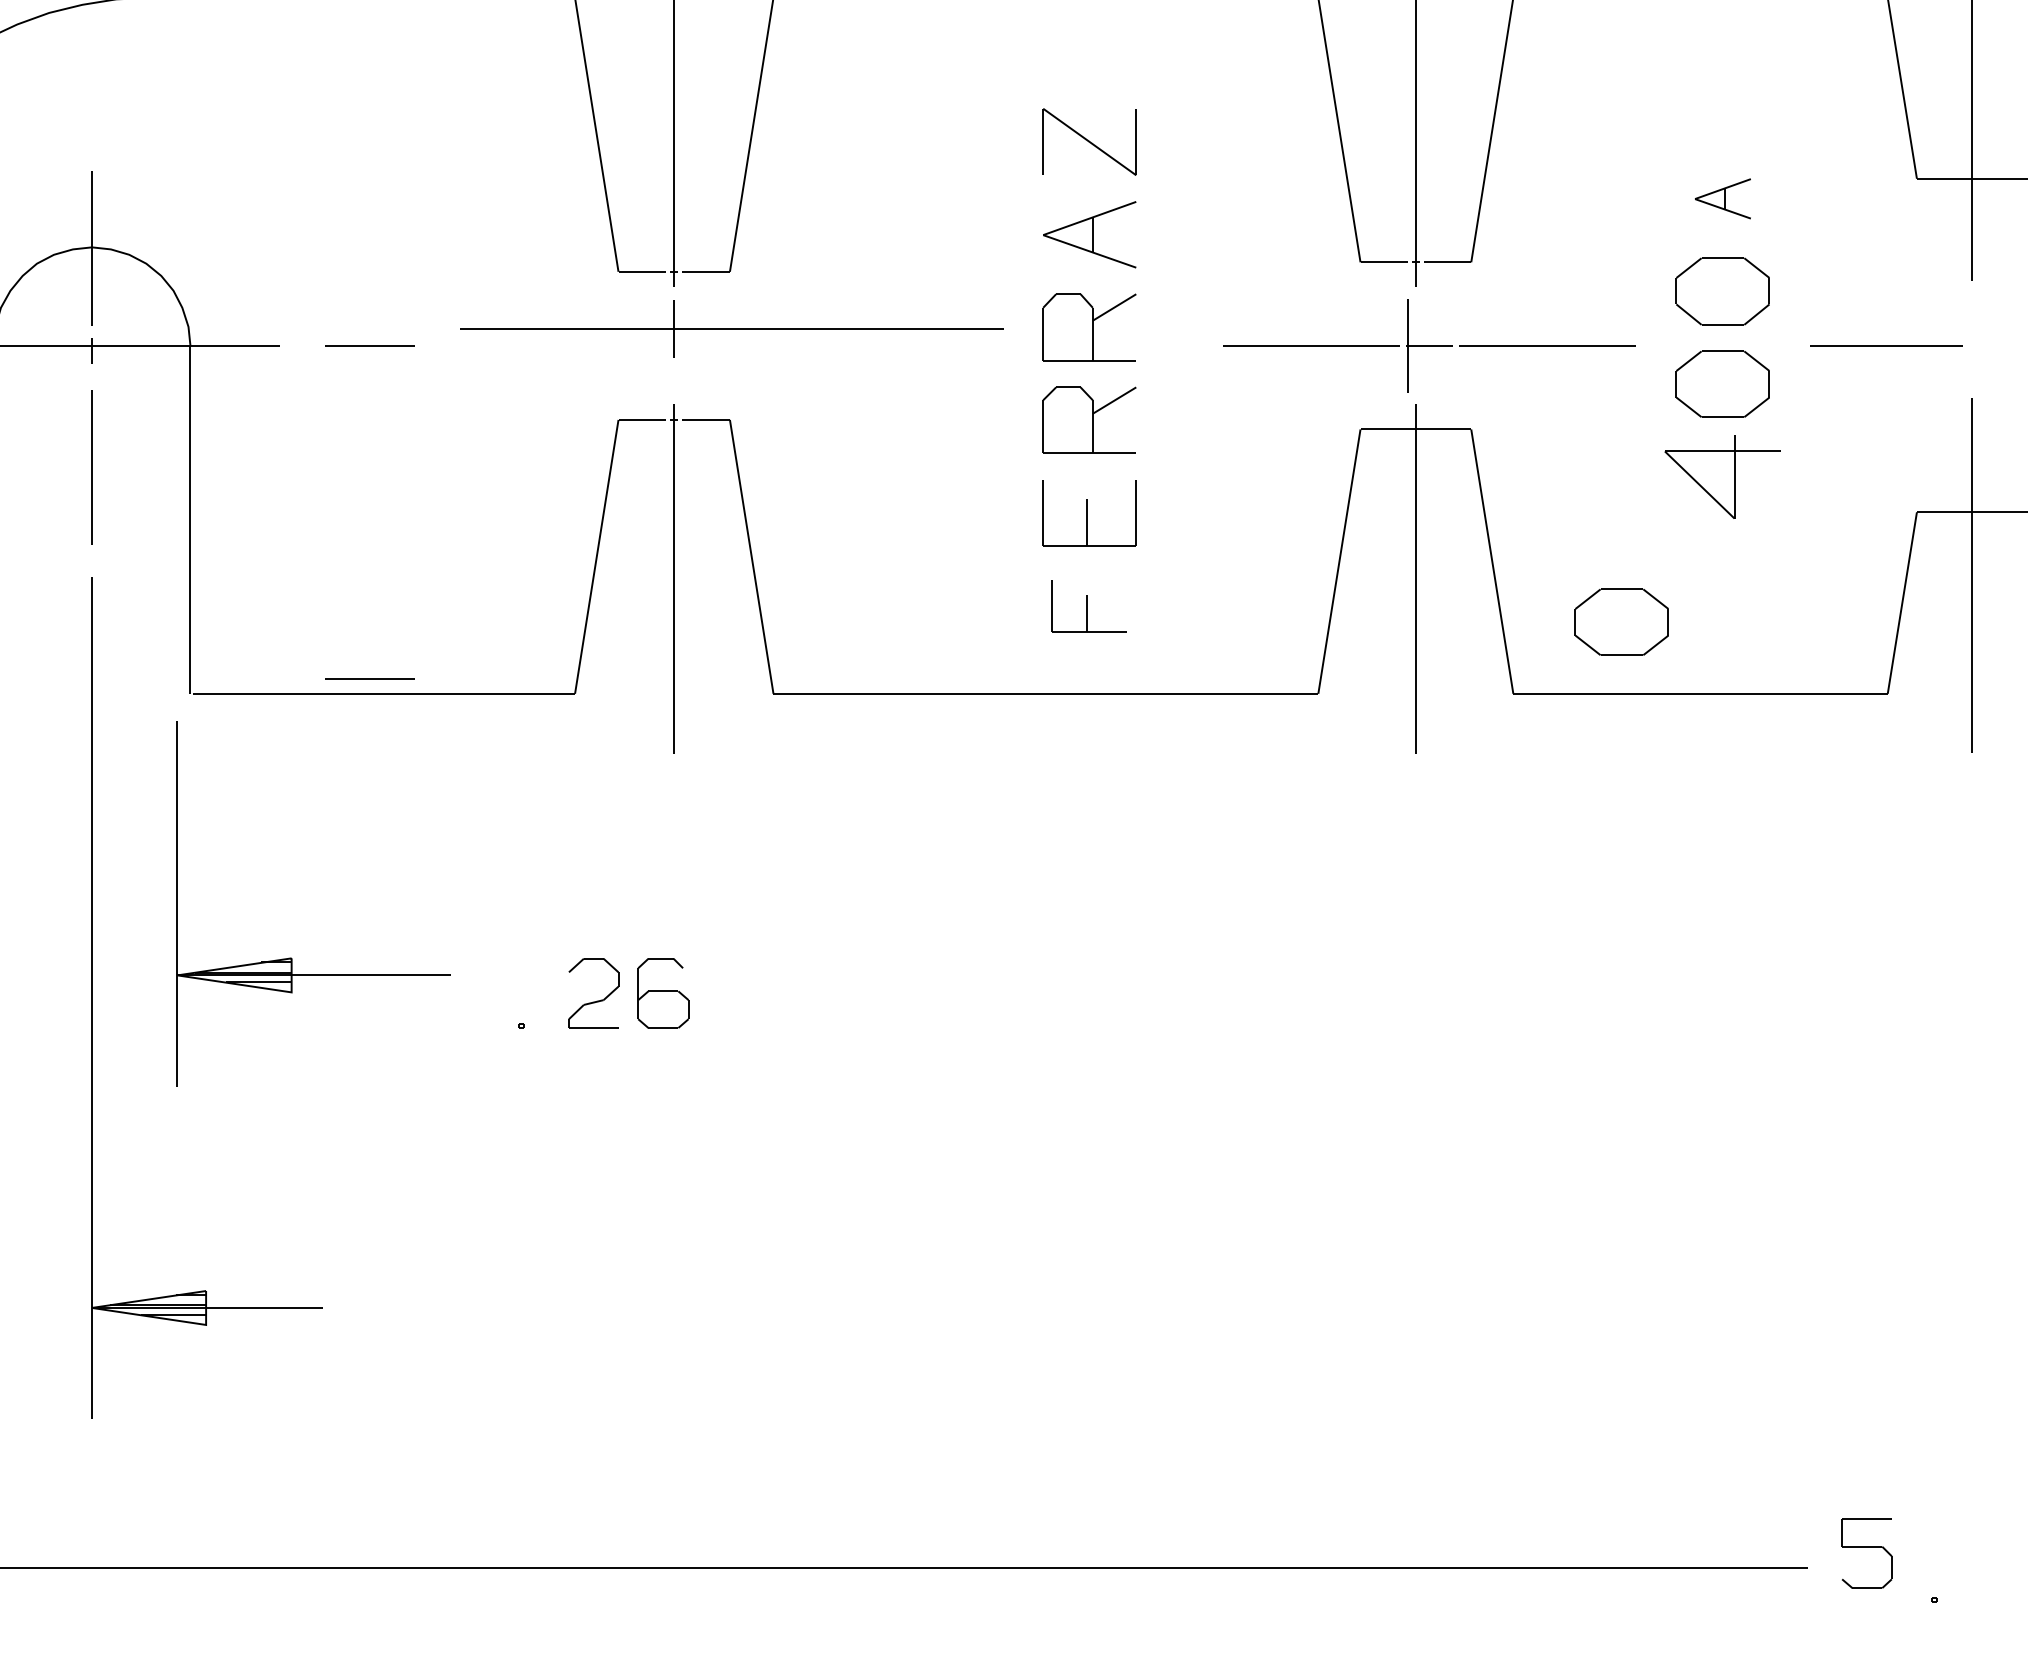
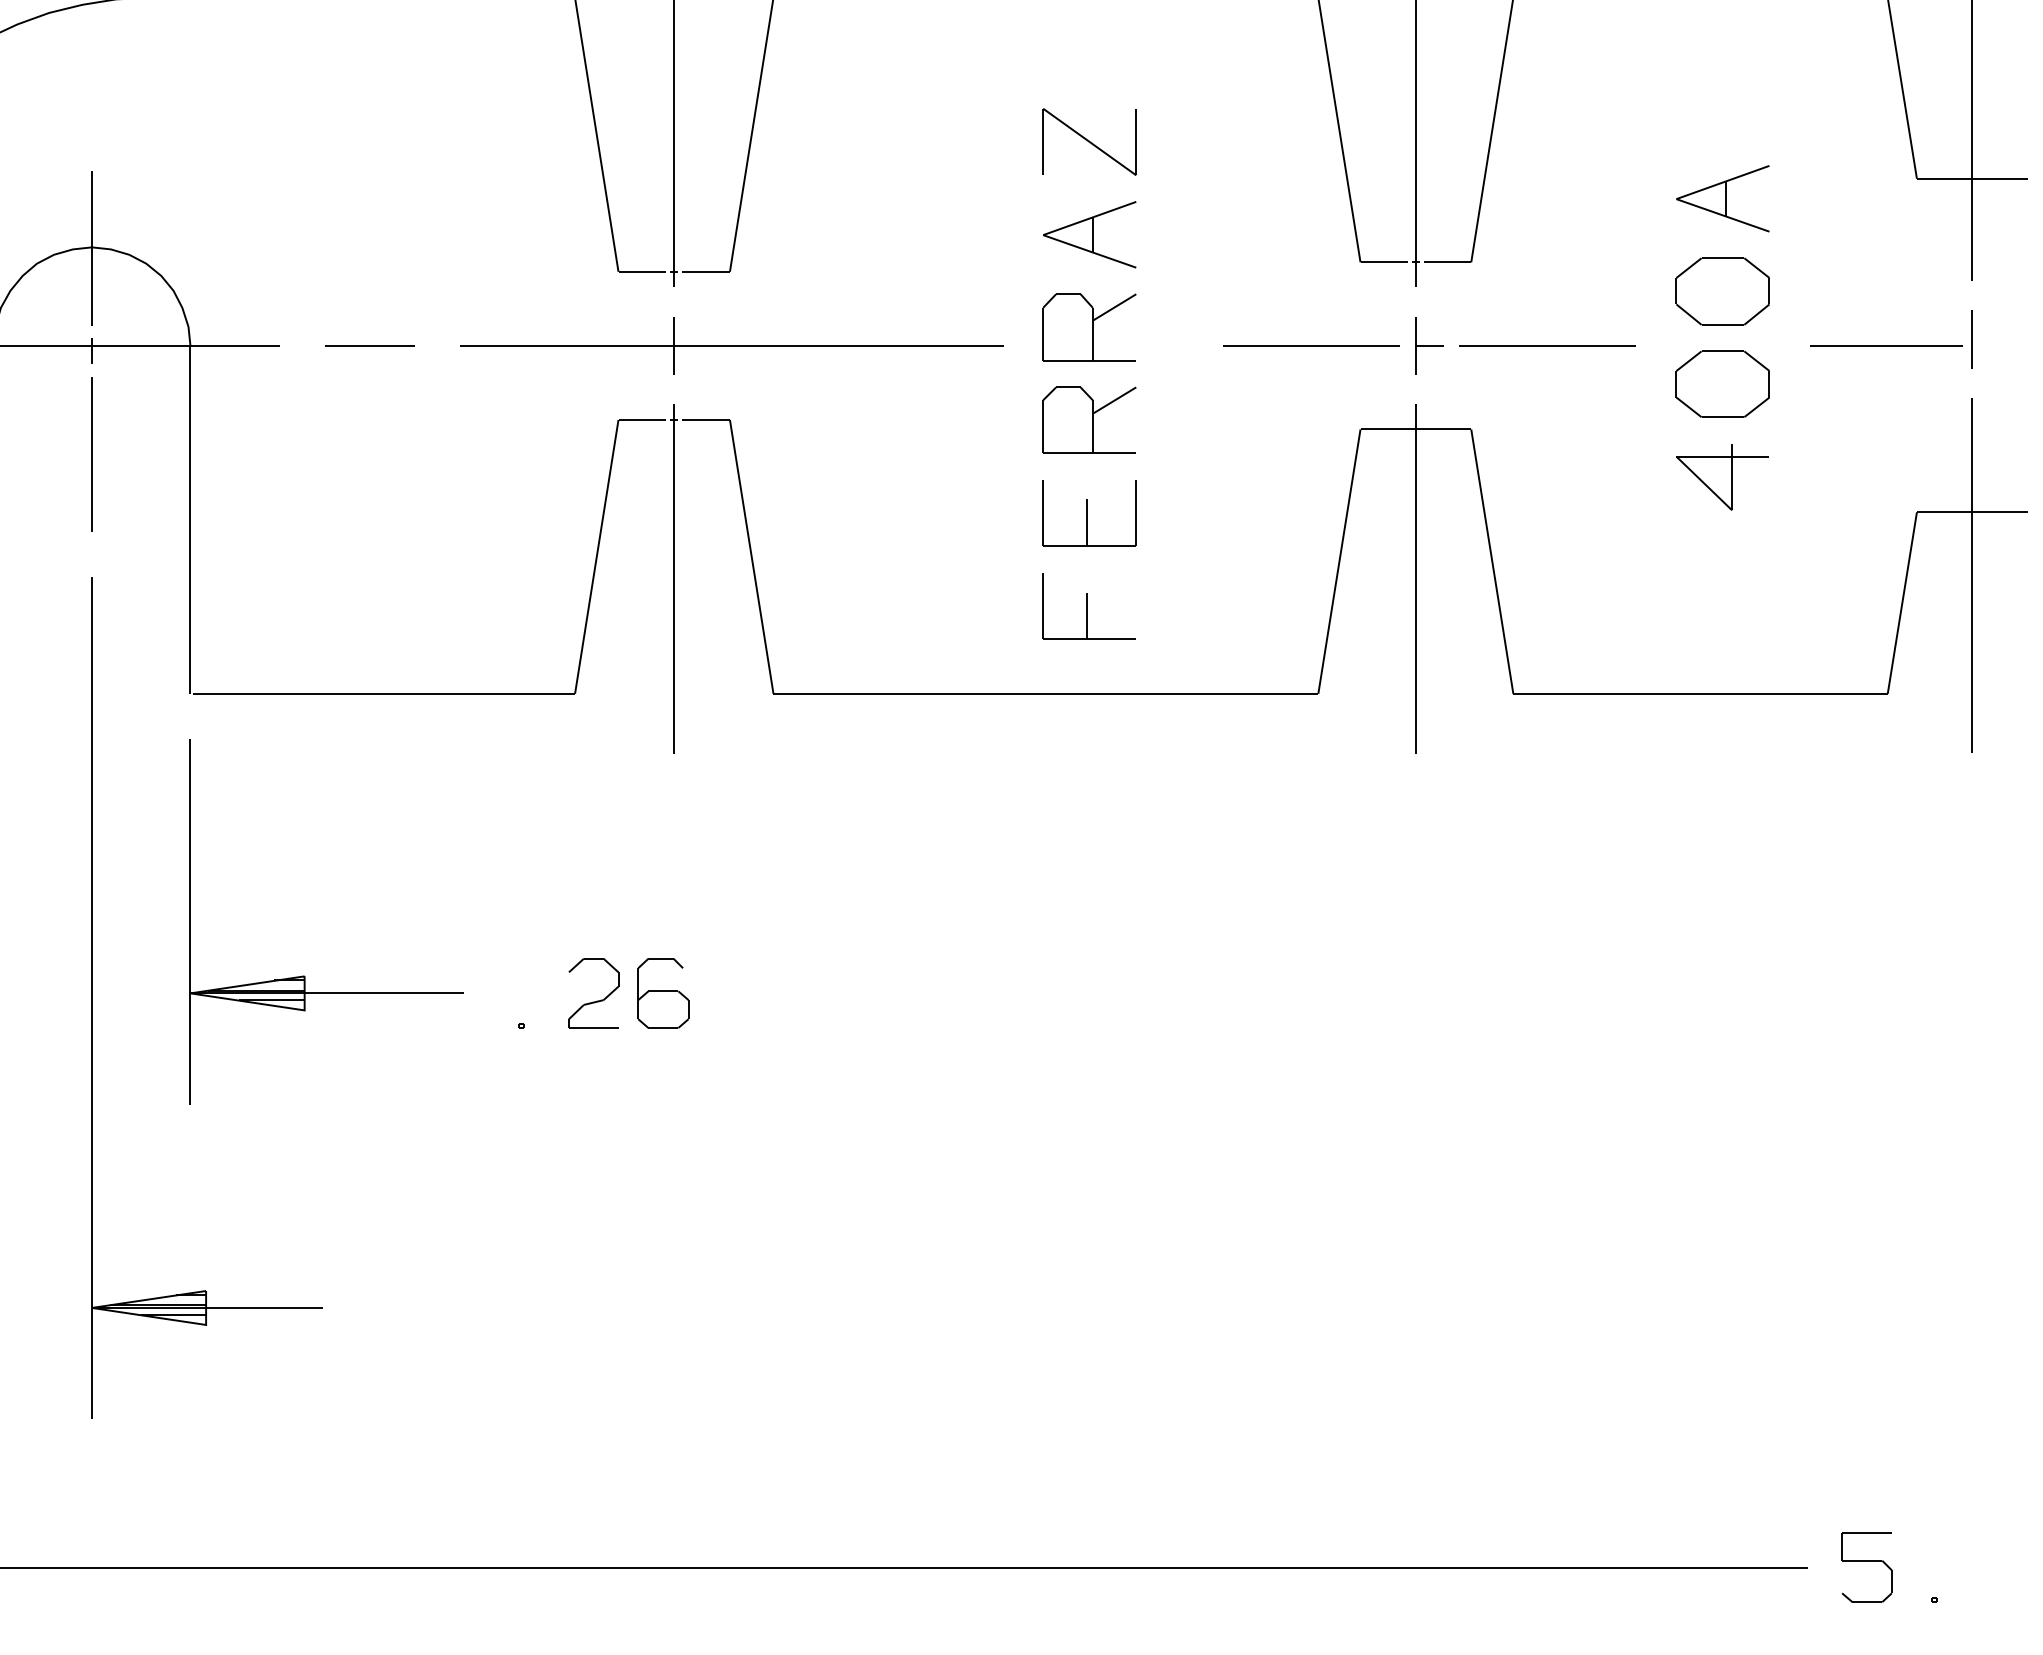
part size: 56x42 px -> 94x68 px (1722, 198)
part position: (731, 328) -> (731, 345) (731, 345)
line: none -> present (1971, 339)
part size: 47x94 px -> 29x58 px (1429, 345)
line position: (91, 467) -> (91, 454) (91, 454)
part size: 117x84 px -> 93x67 px (1722, 477)
part size: 76x53 px -> 94x67 px (1088, 606)
part: present -> none (1621, 621)
line: present -> none (369, 678)
part position: (291, 957) -> (304, 975) (304, 975)
part position: (1866, 1553) -> (1866, 1567) (1866, 1567)
